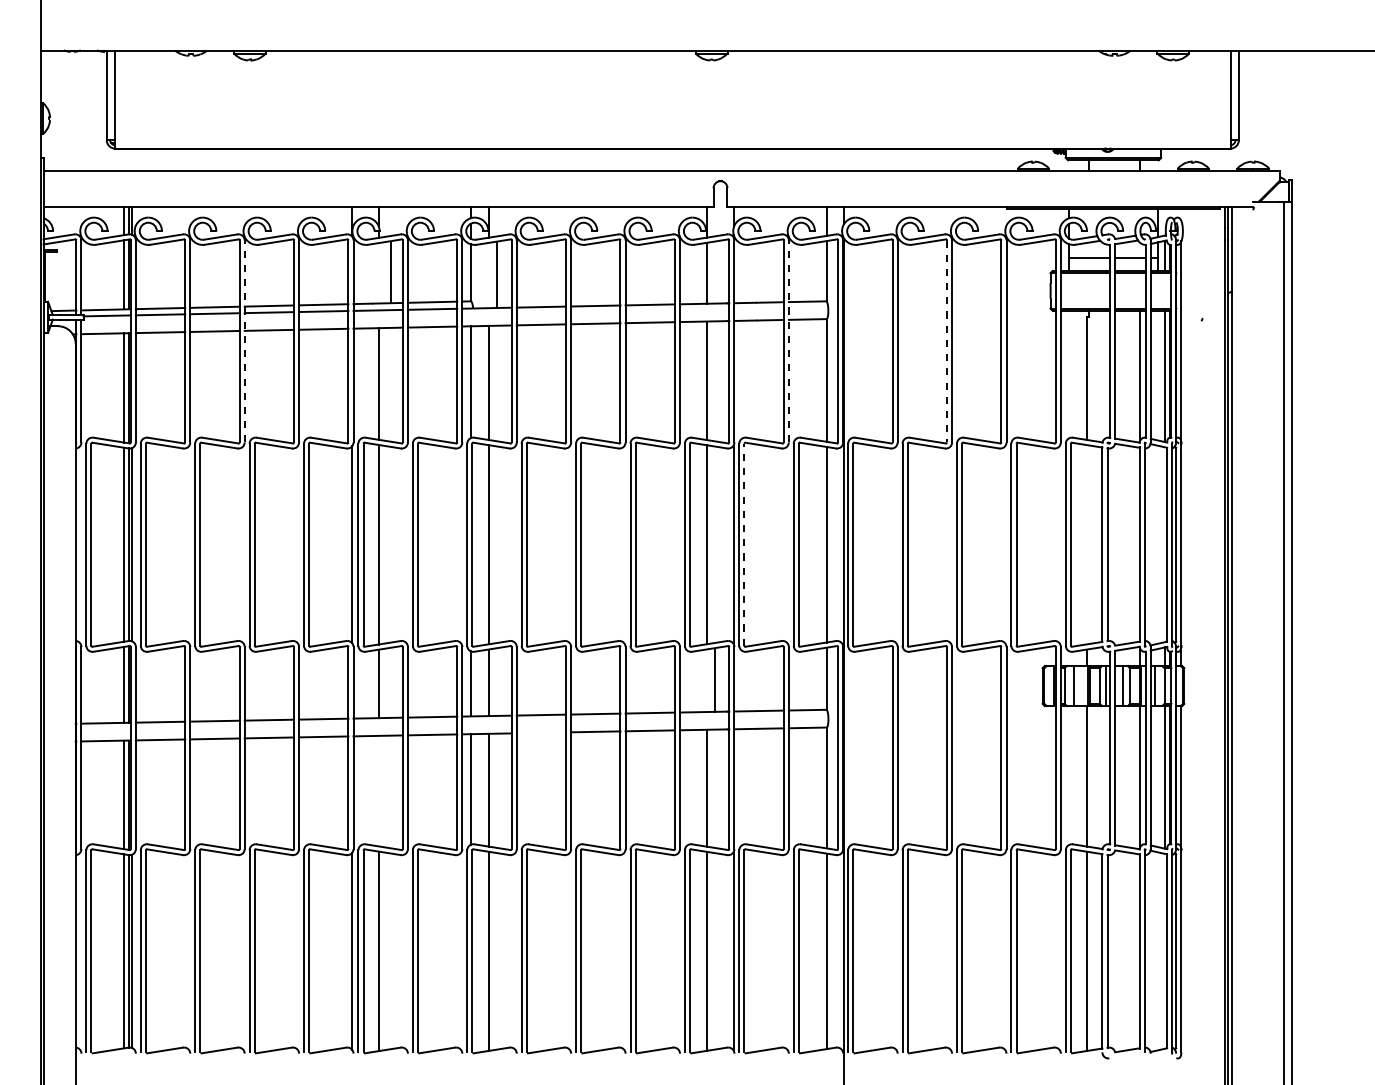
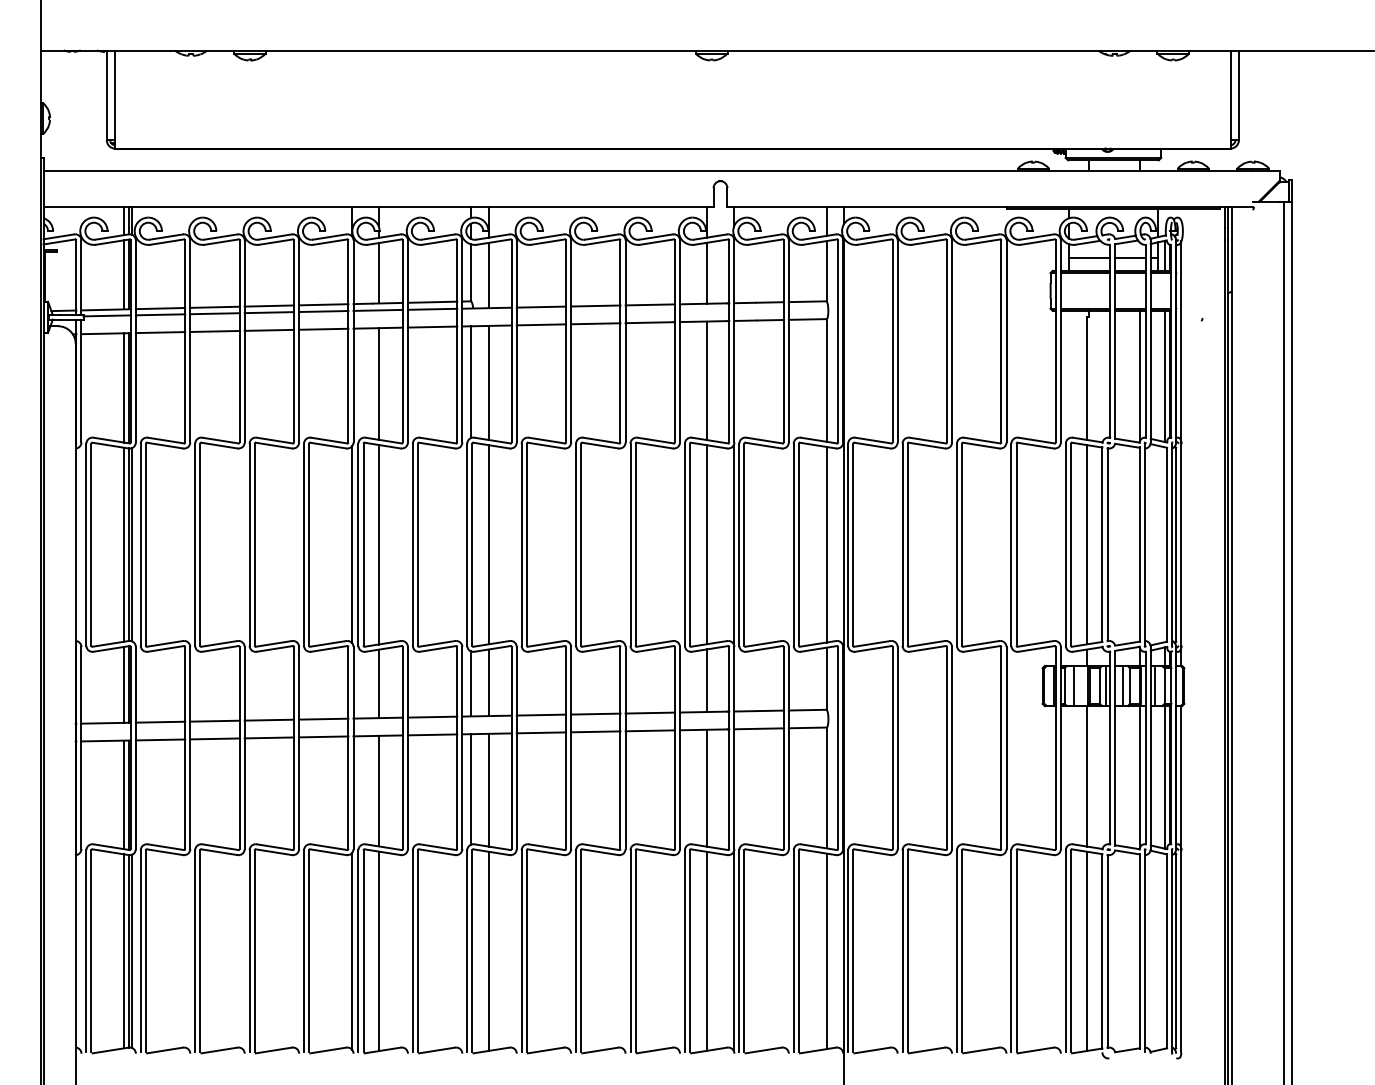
line position: (390, 273) -> (378, 273) (378, 273)
line position: (496, 275) -> (488, 275) (488, 275)
line: dashed -> solid (244, 340)
line: dashed -> solid (788, 340)
line: dashed -> solid (946, 341)
line: dashed -> solid (744, 544)
line: none -> present (1086, 544)
line position: (715, 680) -> (707, 680) (707, 680)
line: none -> present (541, 732)
line: none -> present (378, 790)
